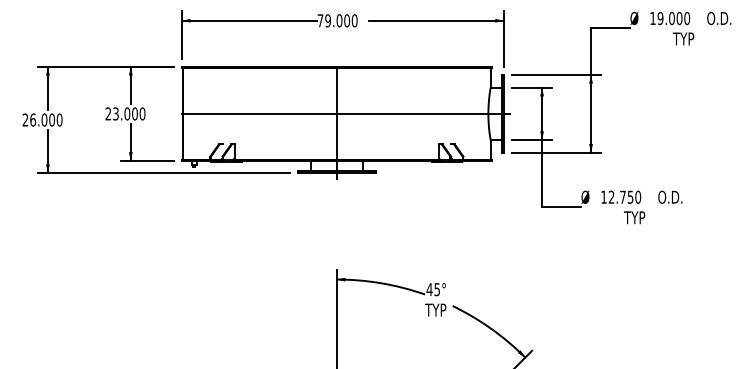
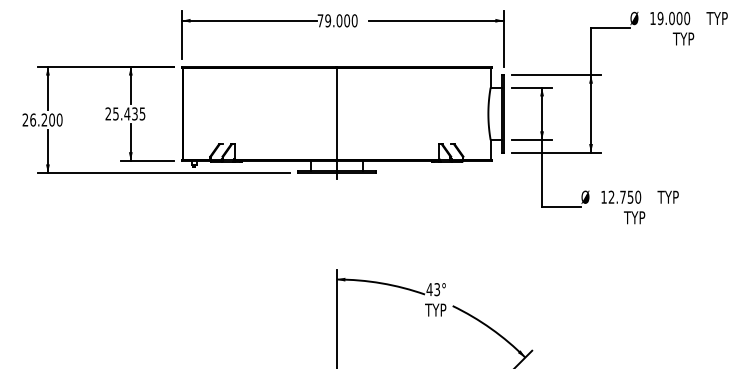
text: O.D. -> TYP (718, 18)
text: 23.000 -> 25.435 (129, 113)
line: present -> none (346, 113)
text: 26.000 -> 26.200 (44, 119)
text: O.D. -> TYP (669, 196)
text: 45° -> 43° (436, 288)
